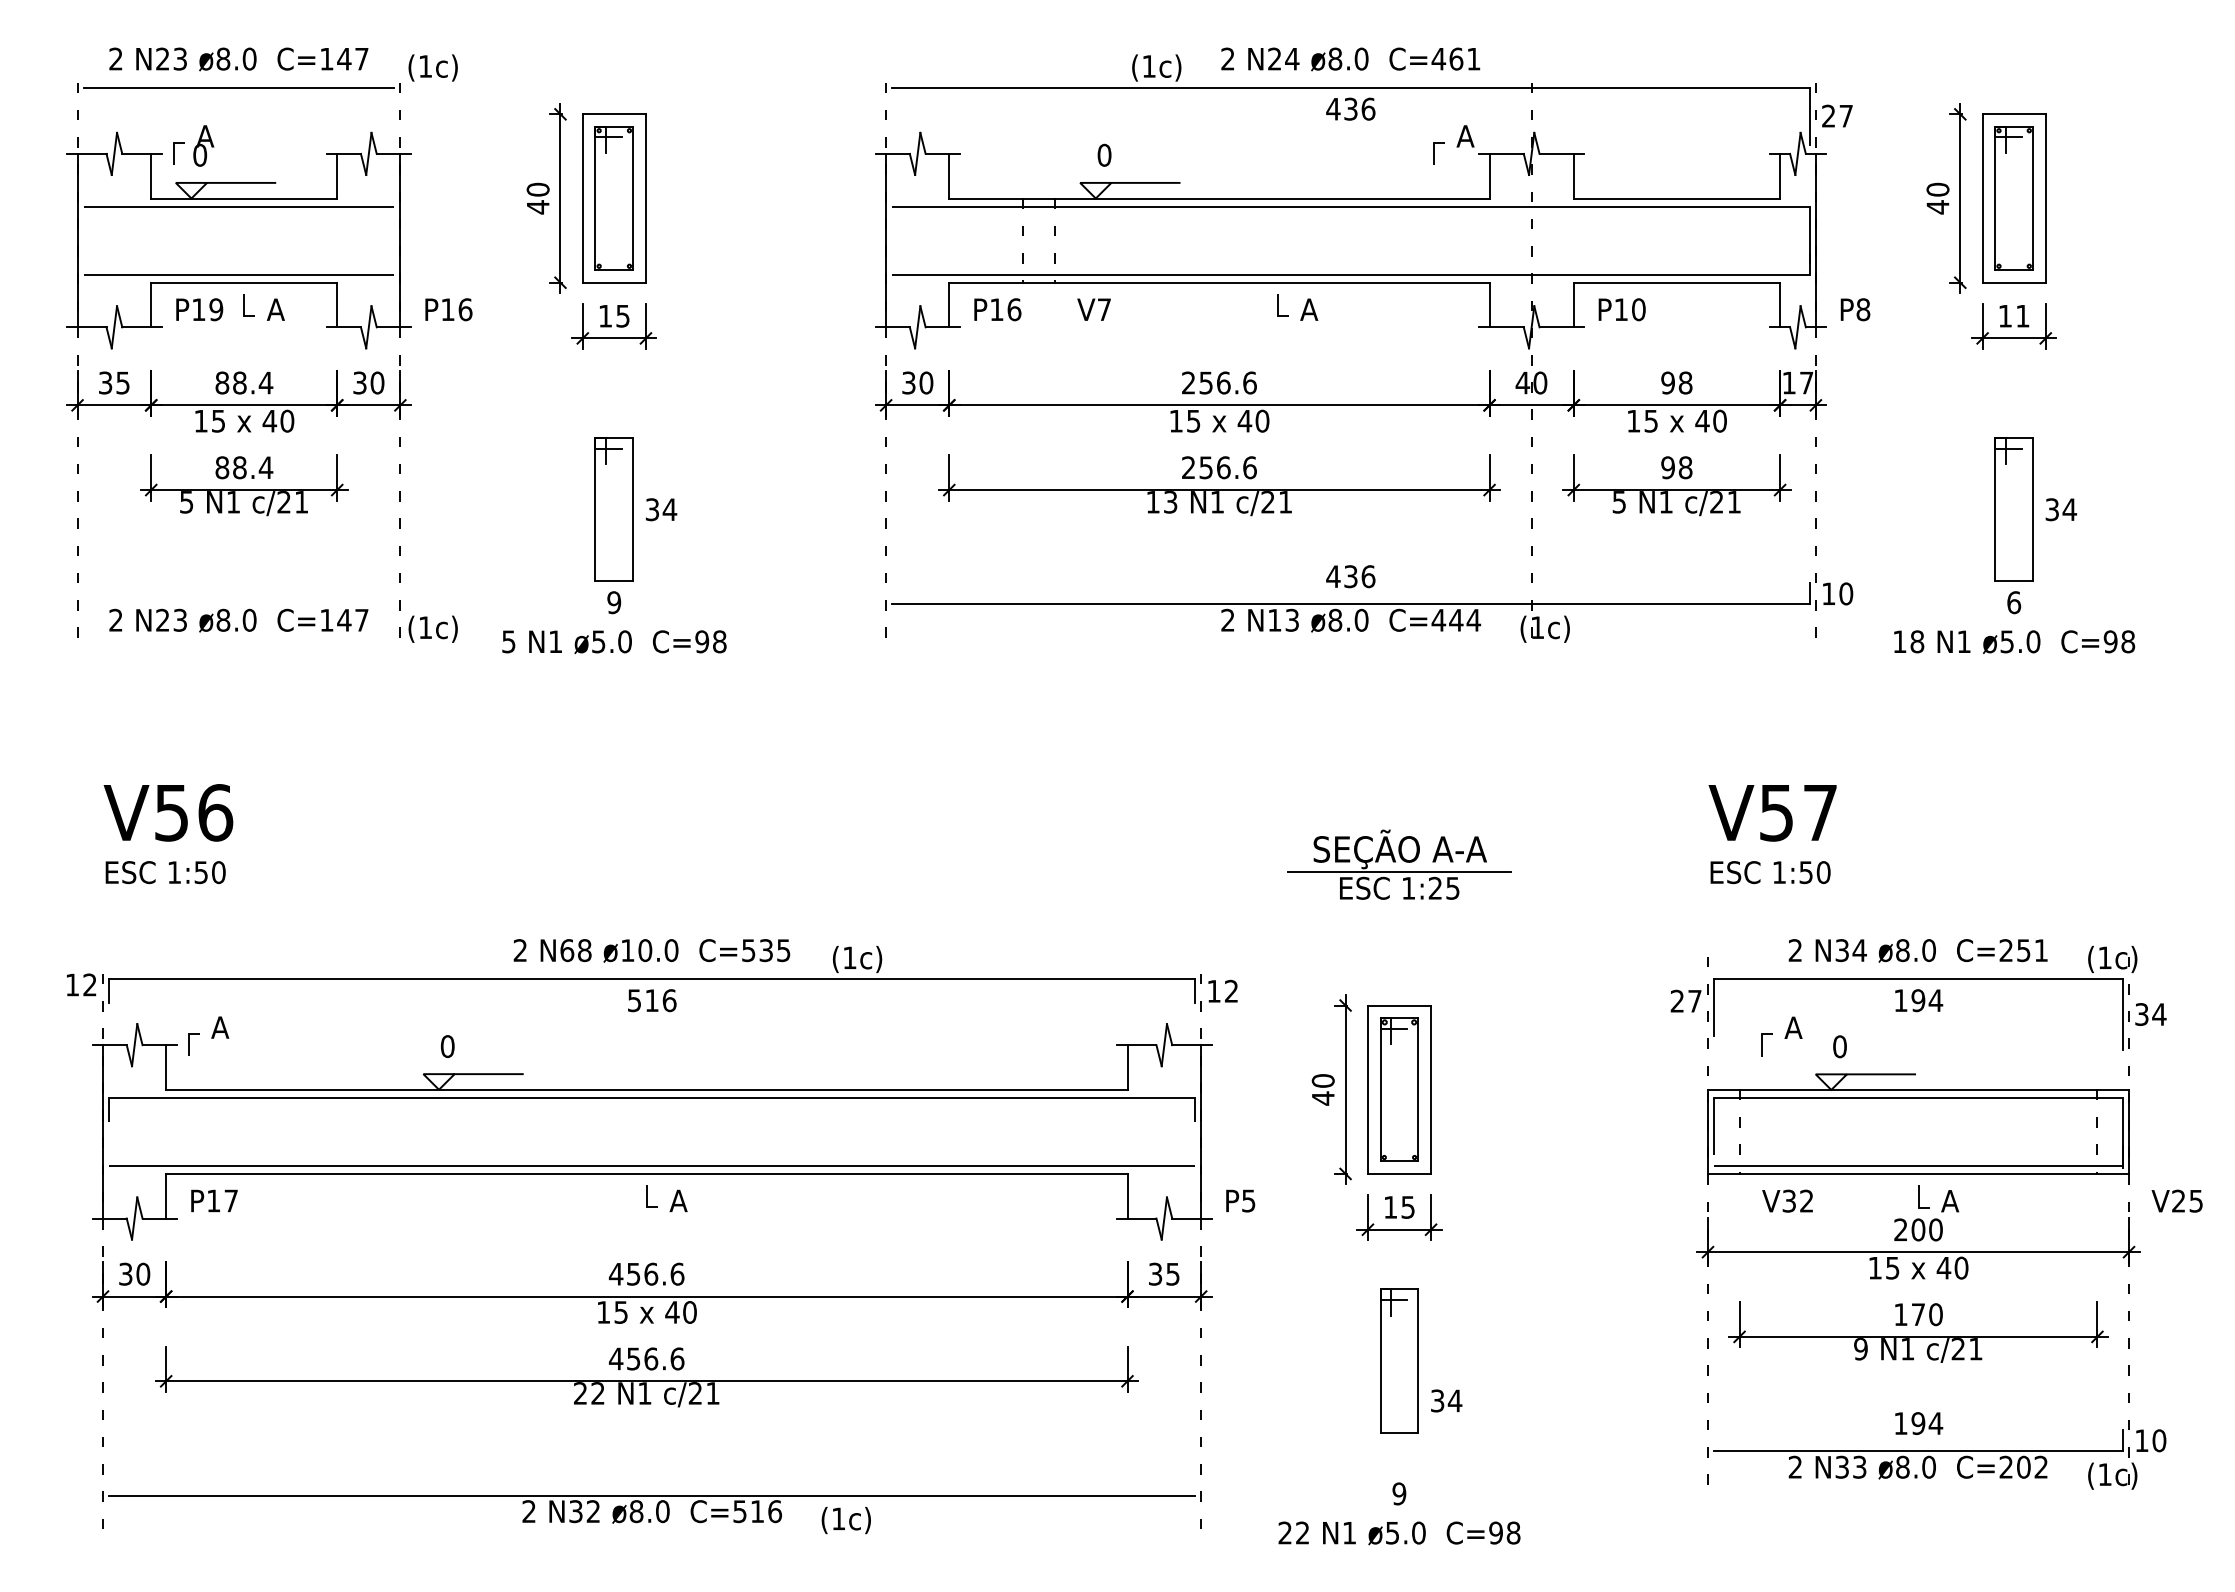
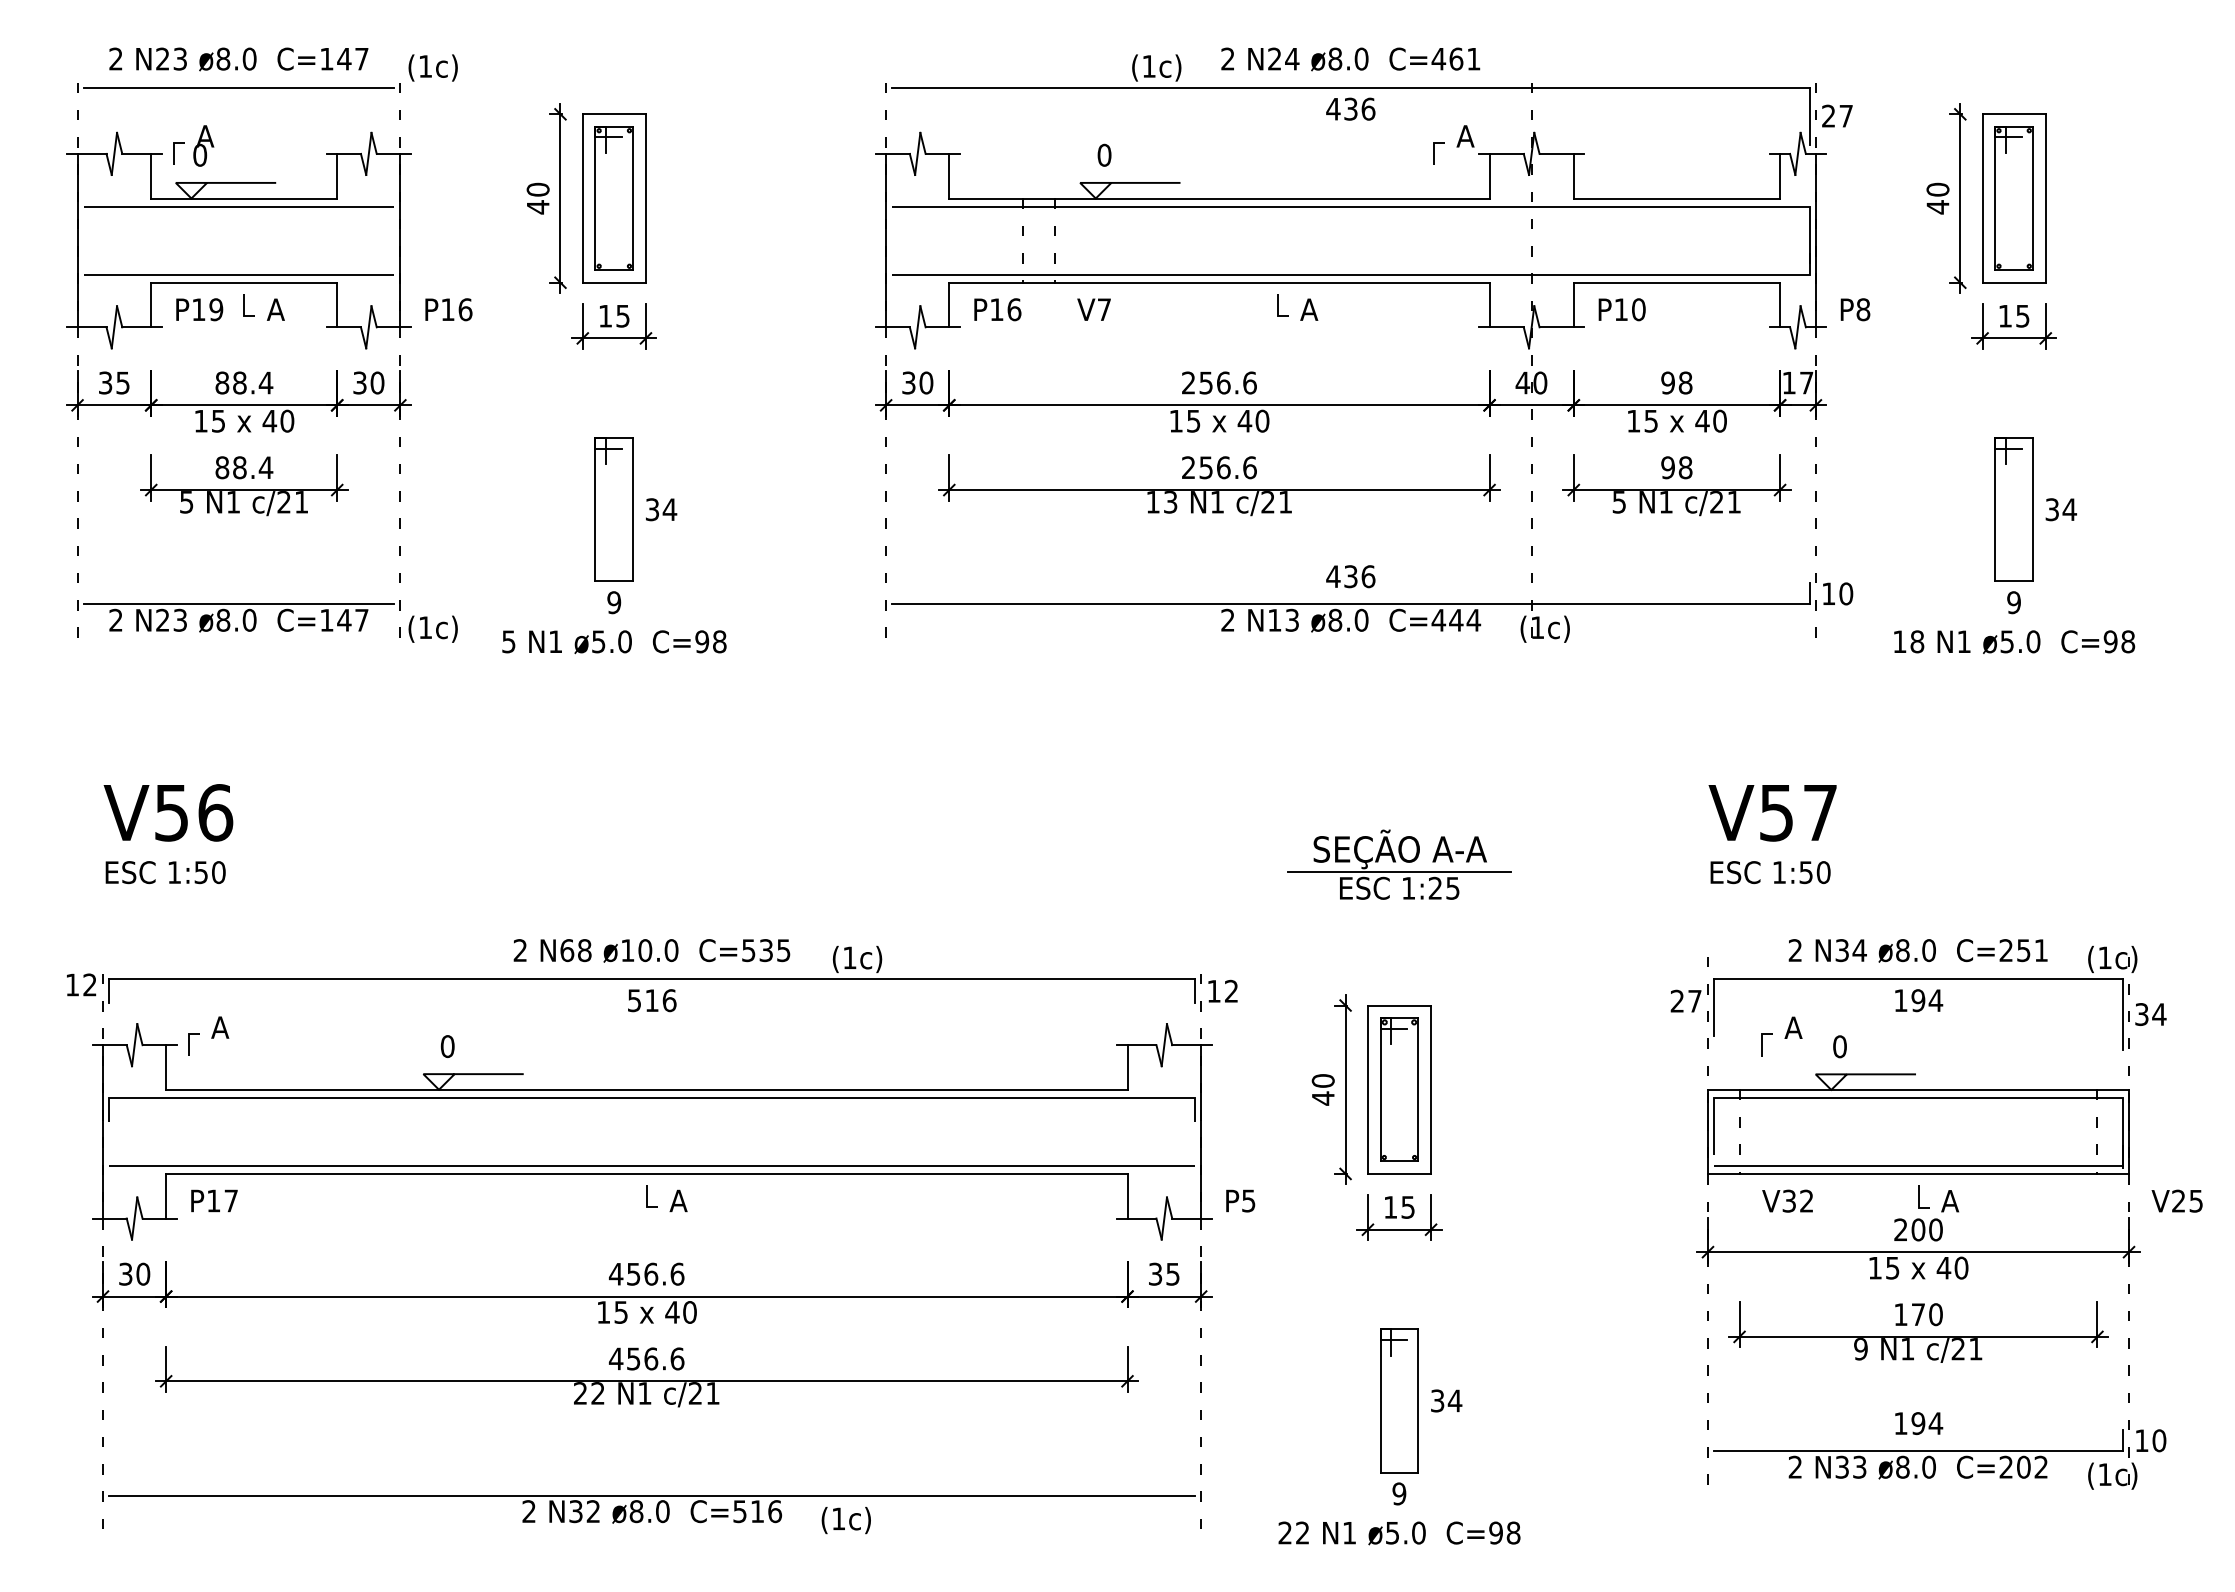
text: 11 -> 15 (2022, 316)
text: 6 -> 9 (2014, 602)
line: none -> present (238, 604)
part position: (1399, 1360) -> (1399, 1400) (1399, 1400)
